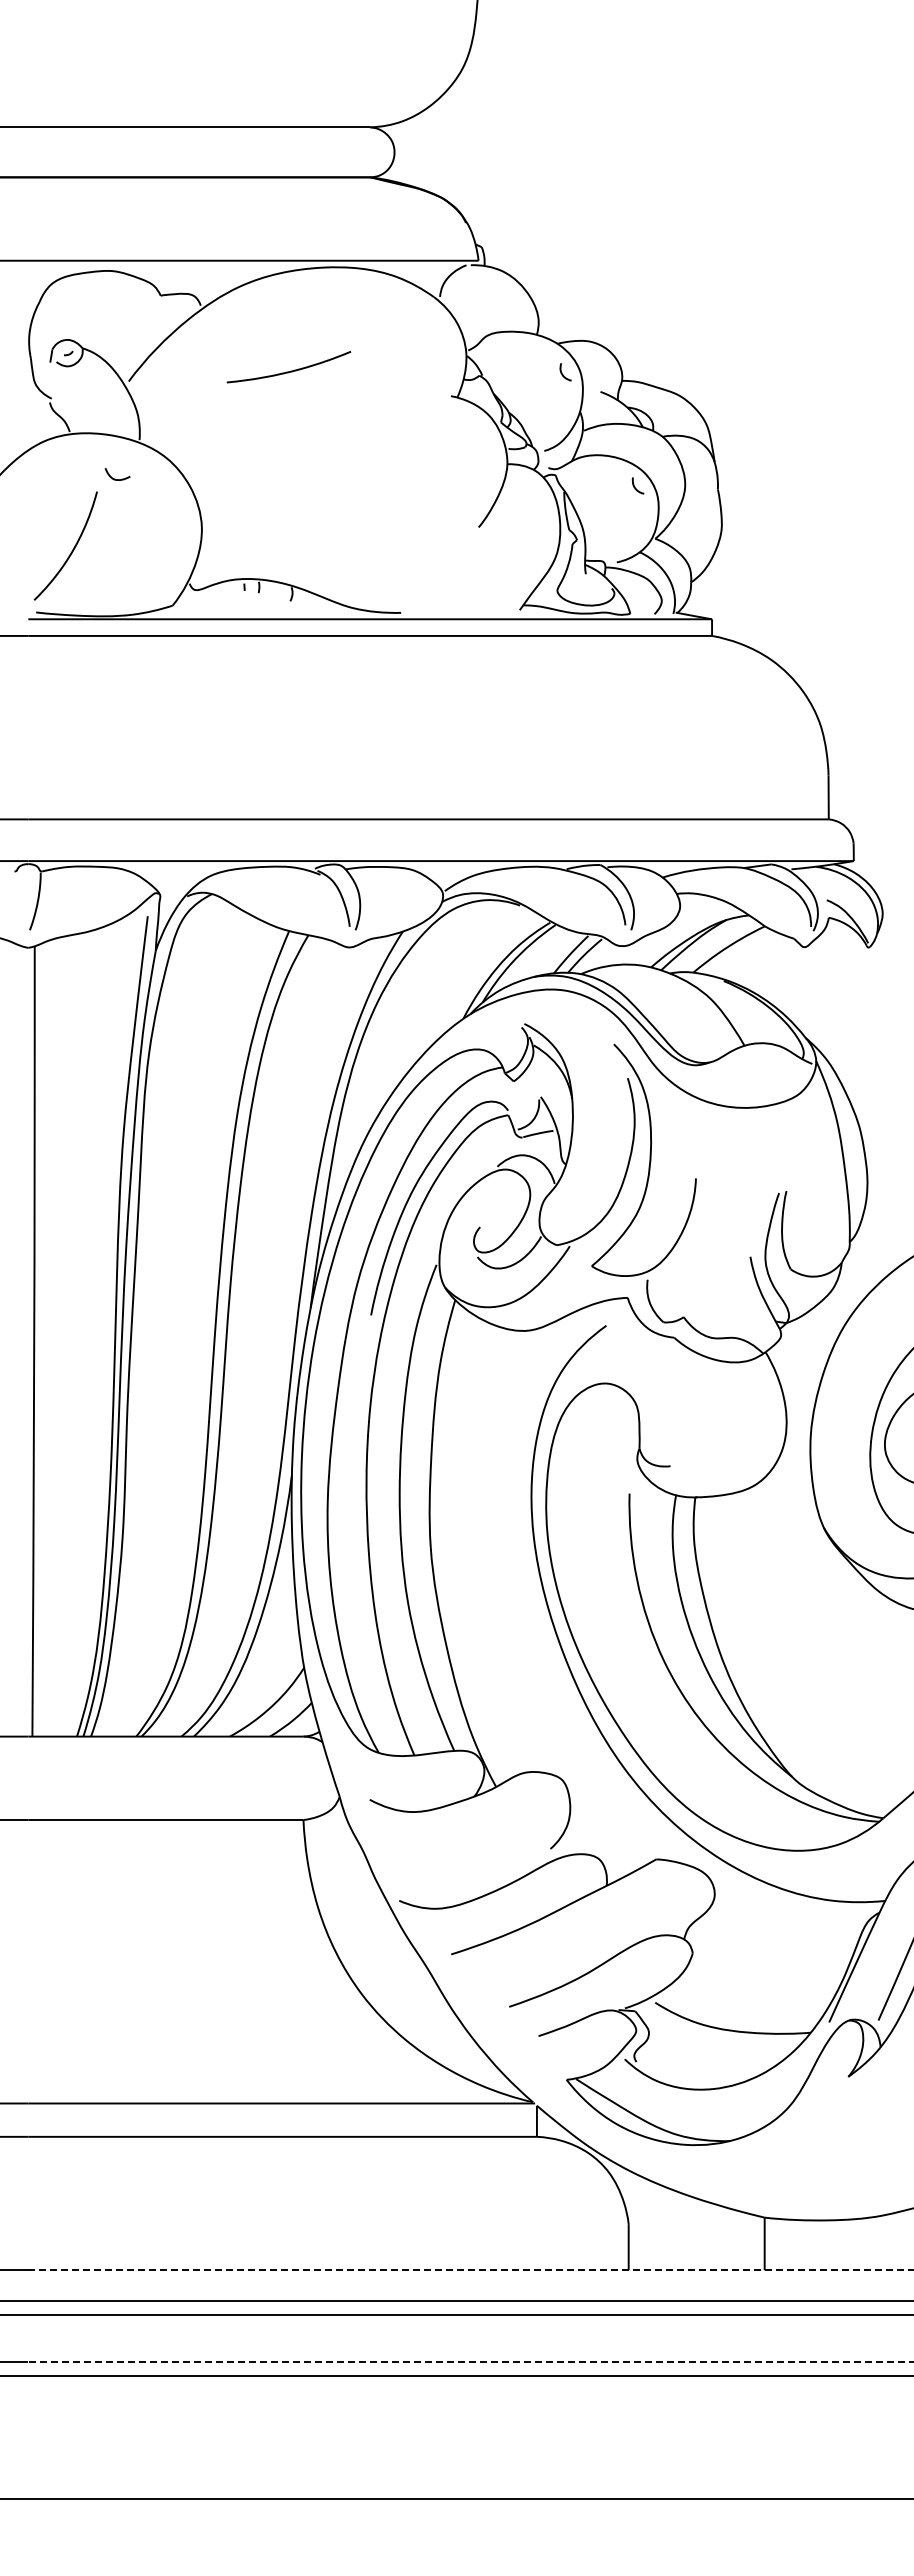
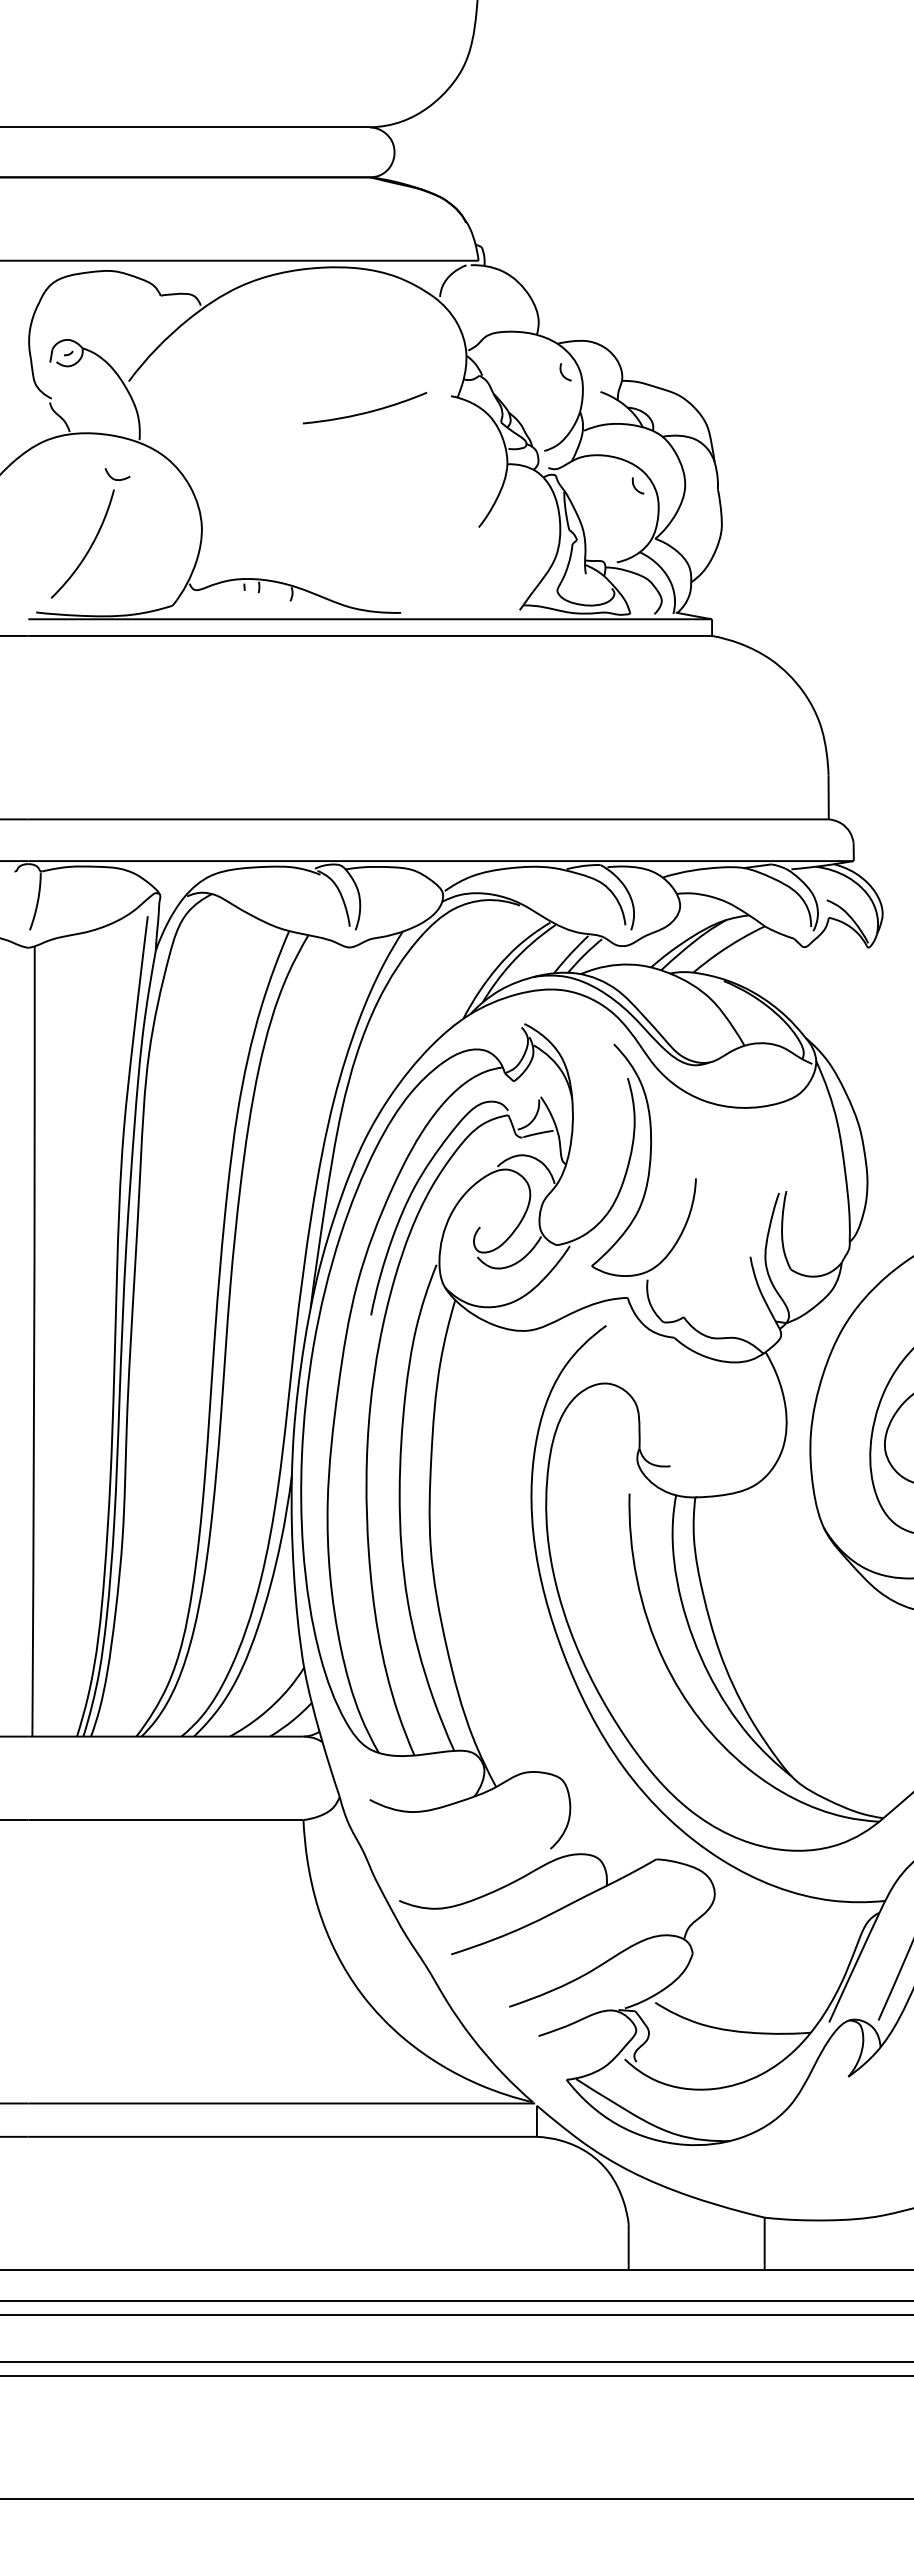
curve position: (290, 370) -> (366, 411) (366, 411)
curve position: (72, 549) -> (89, 547) (89, 547)
line: dashed -> solid (470, 2270)
line: dashed -> solid (470, 2361)
